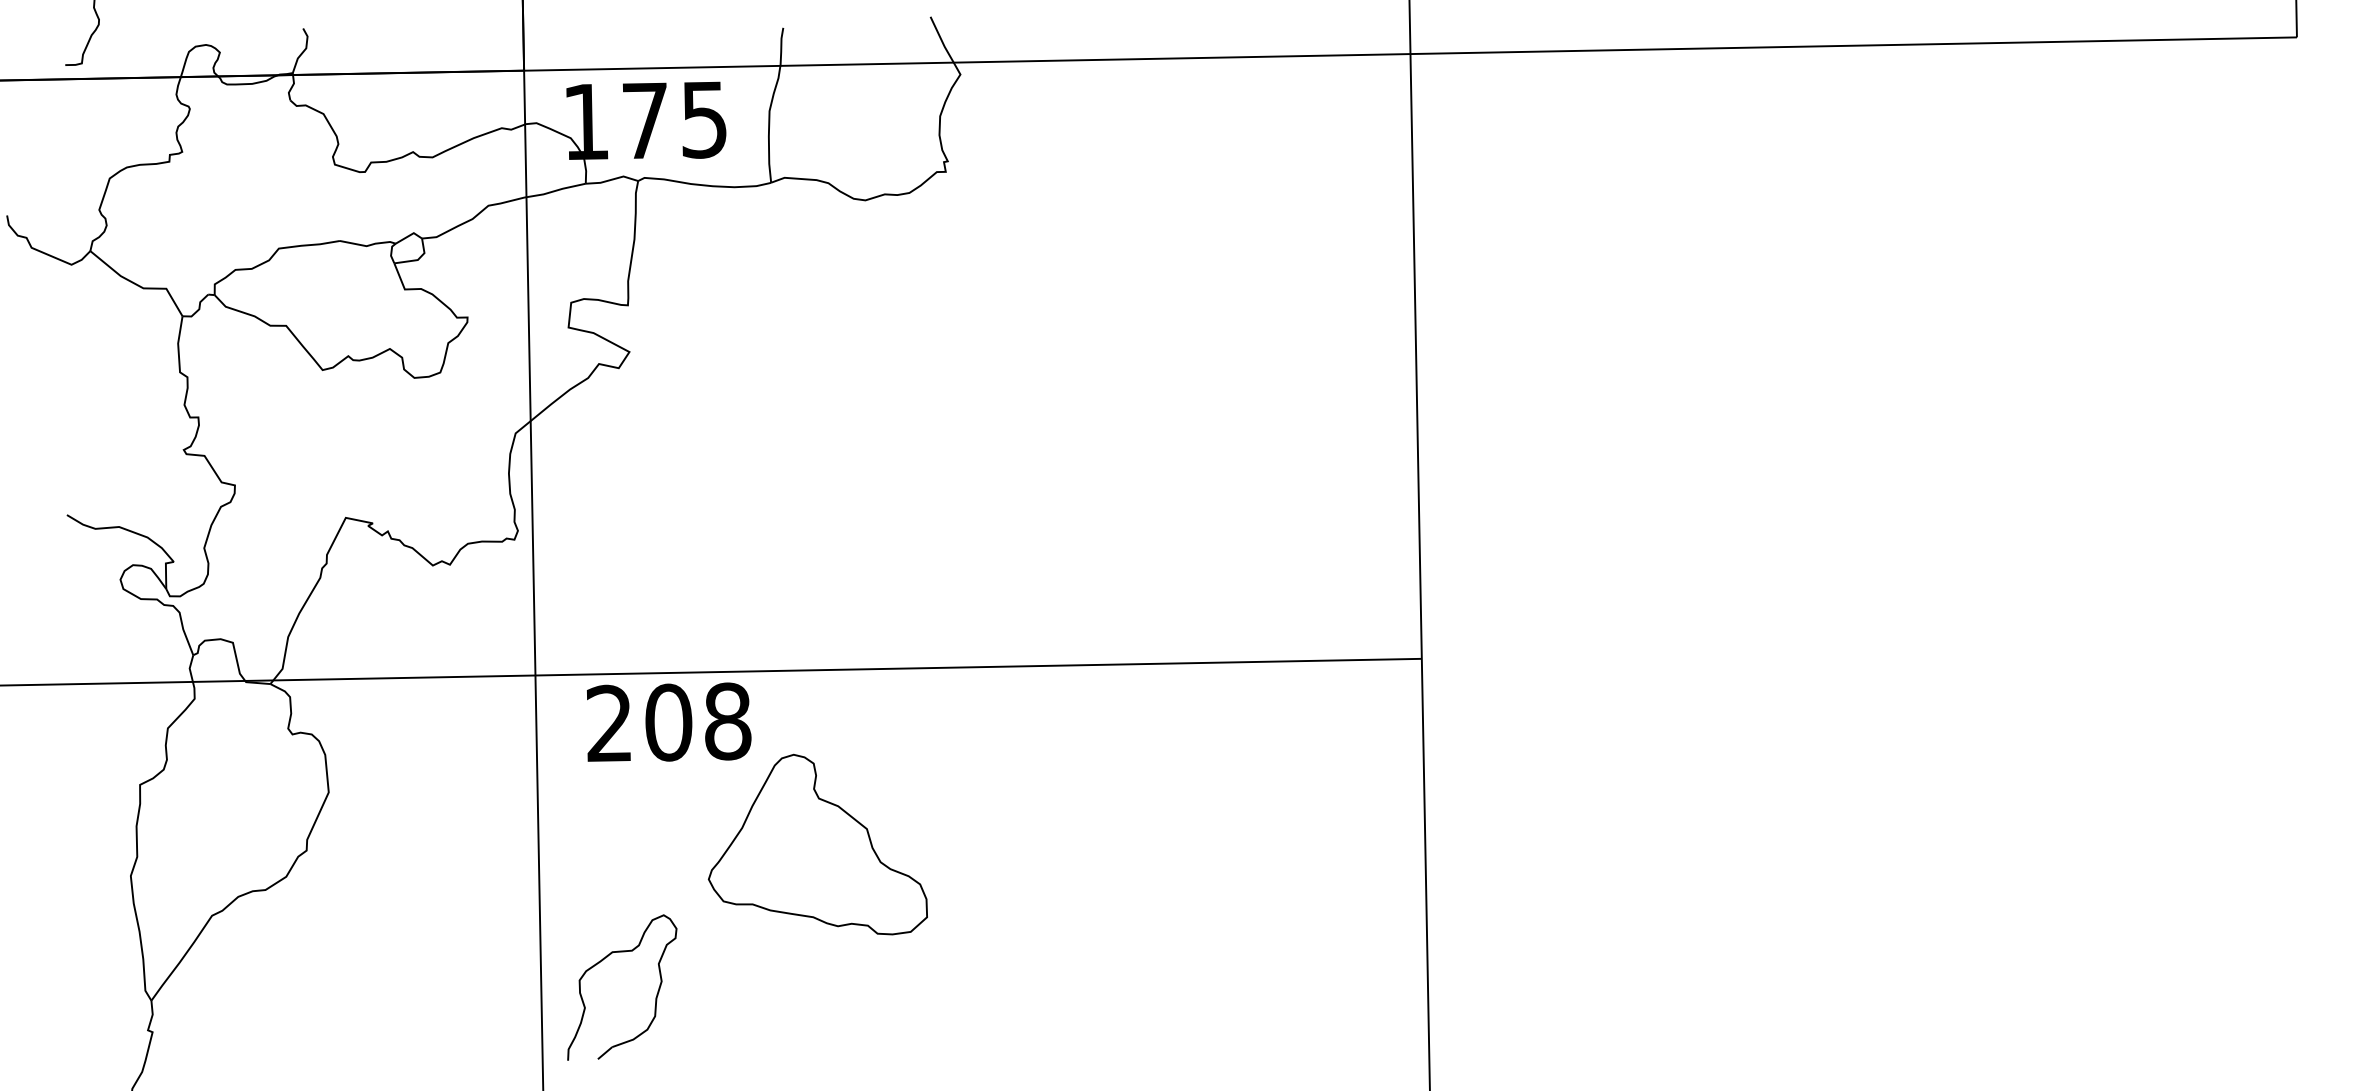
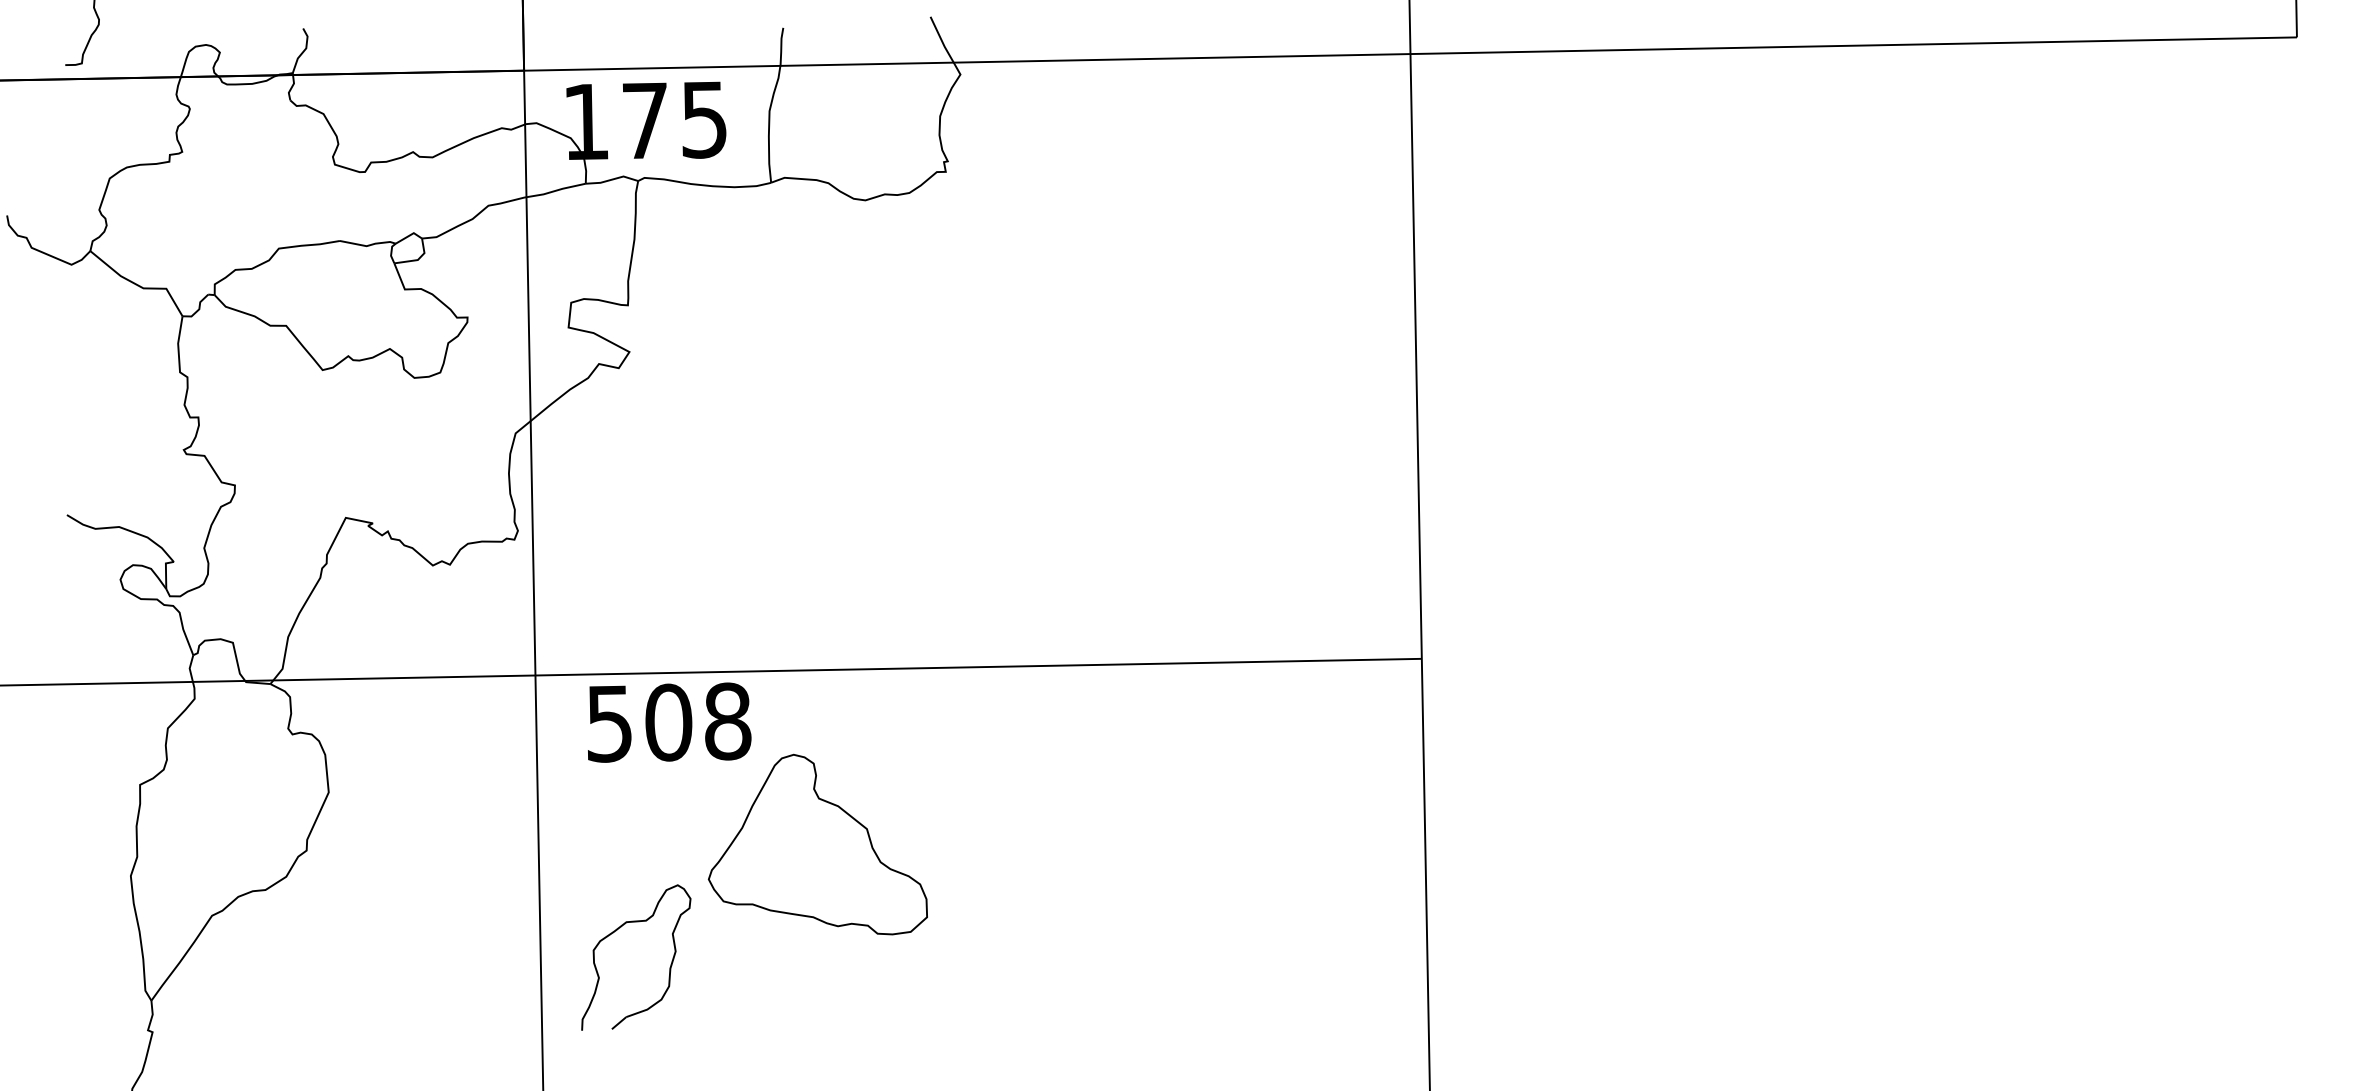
text: 208 -> 508 (609, 723)
part position: (602, 961) -> (616, 931) (616, 931)
